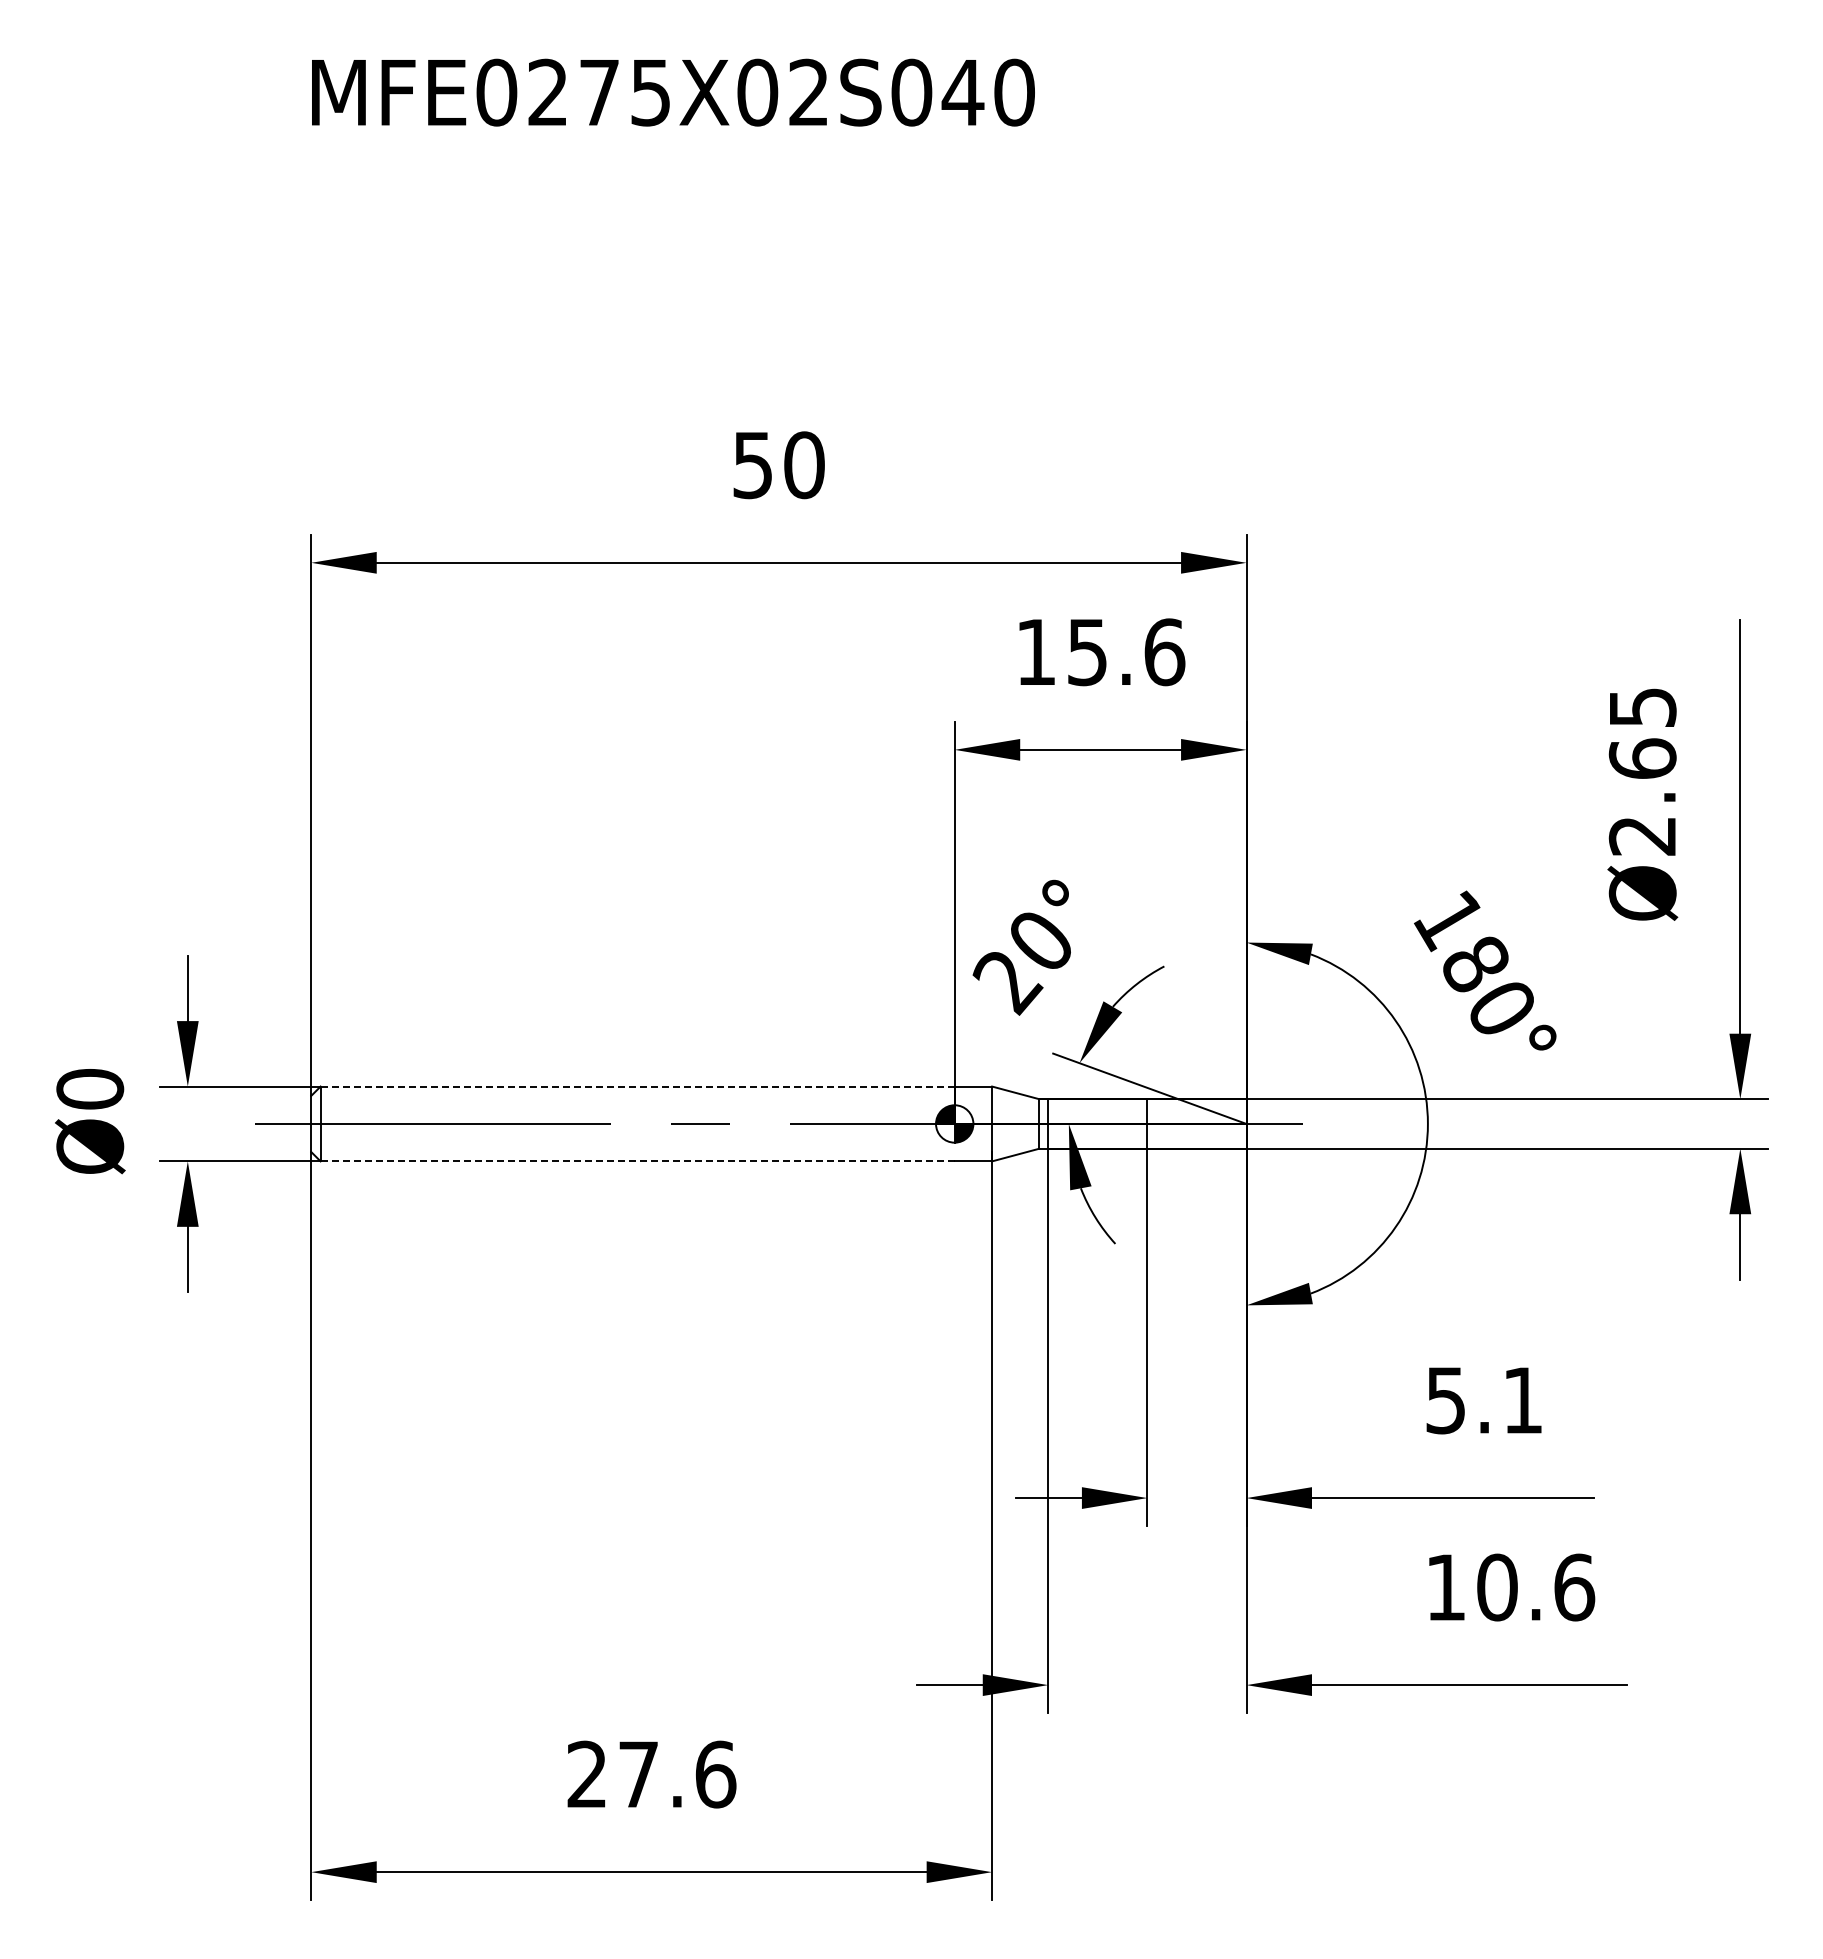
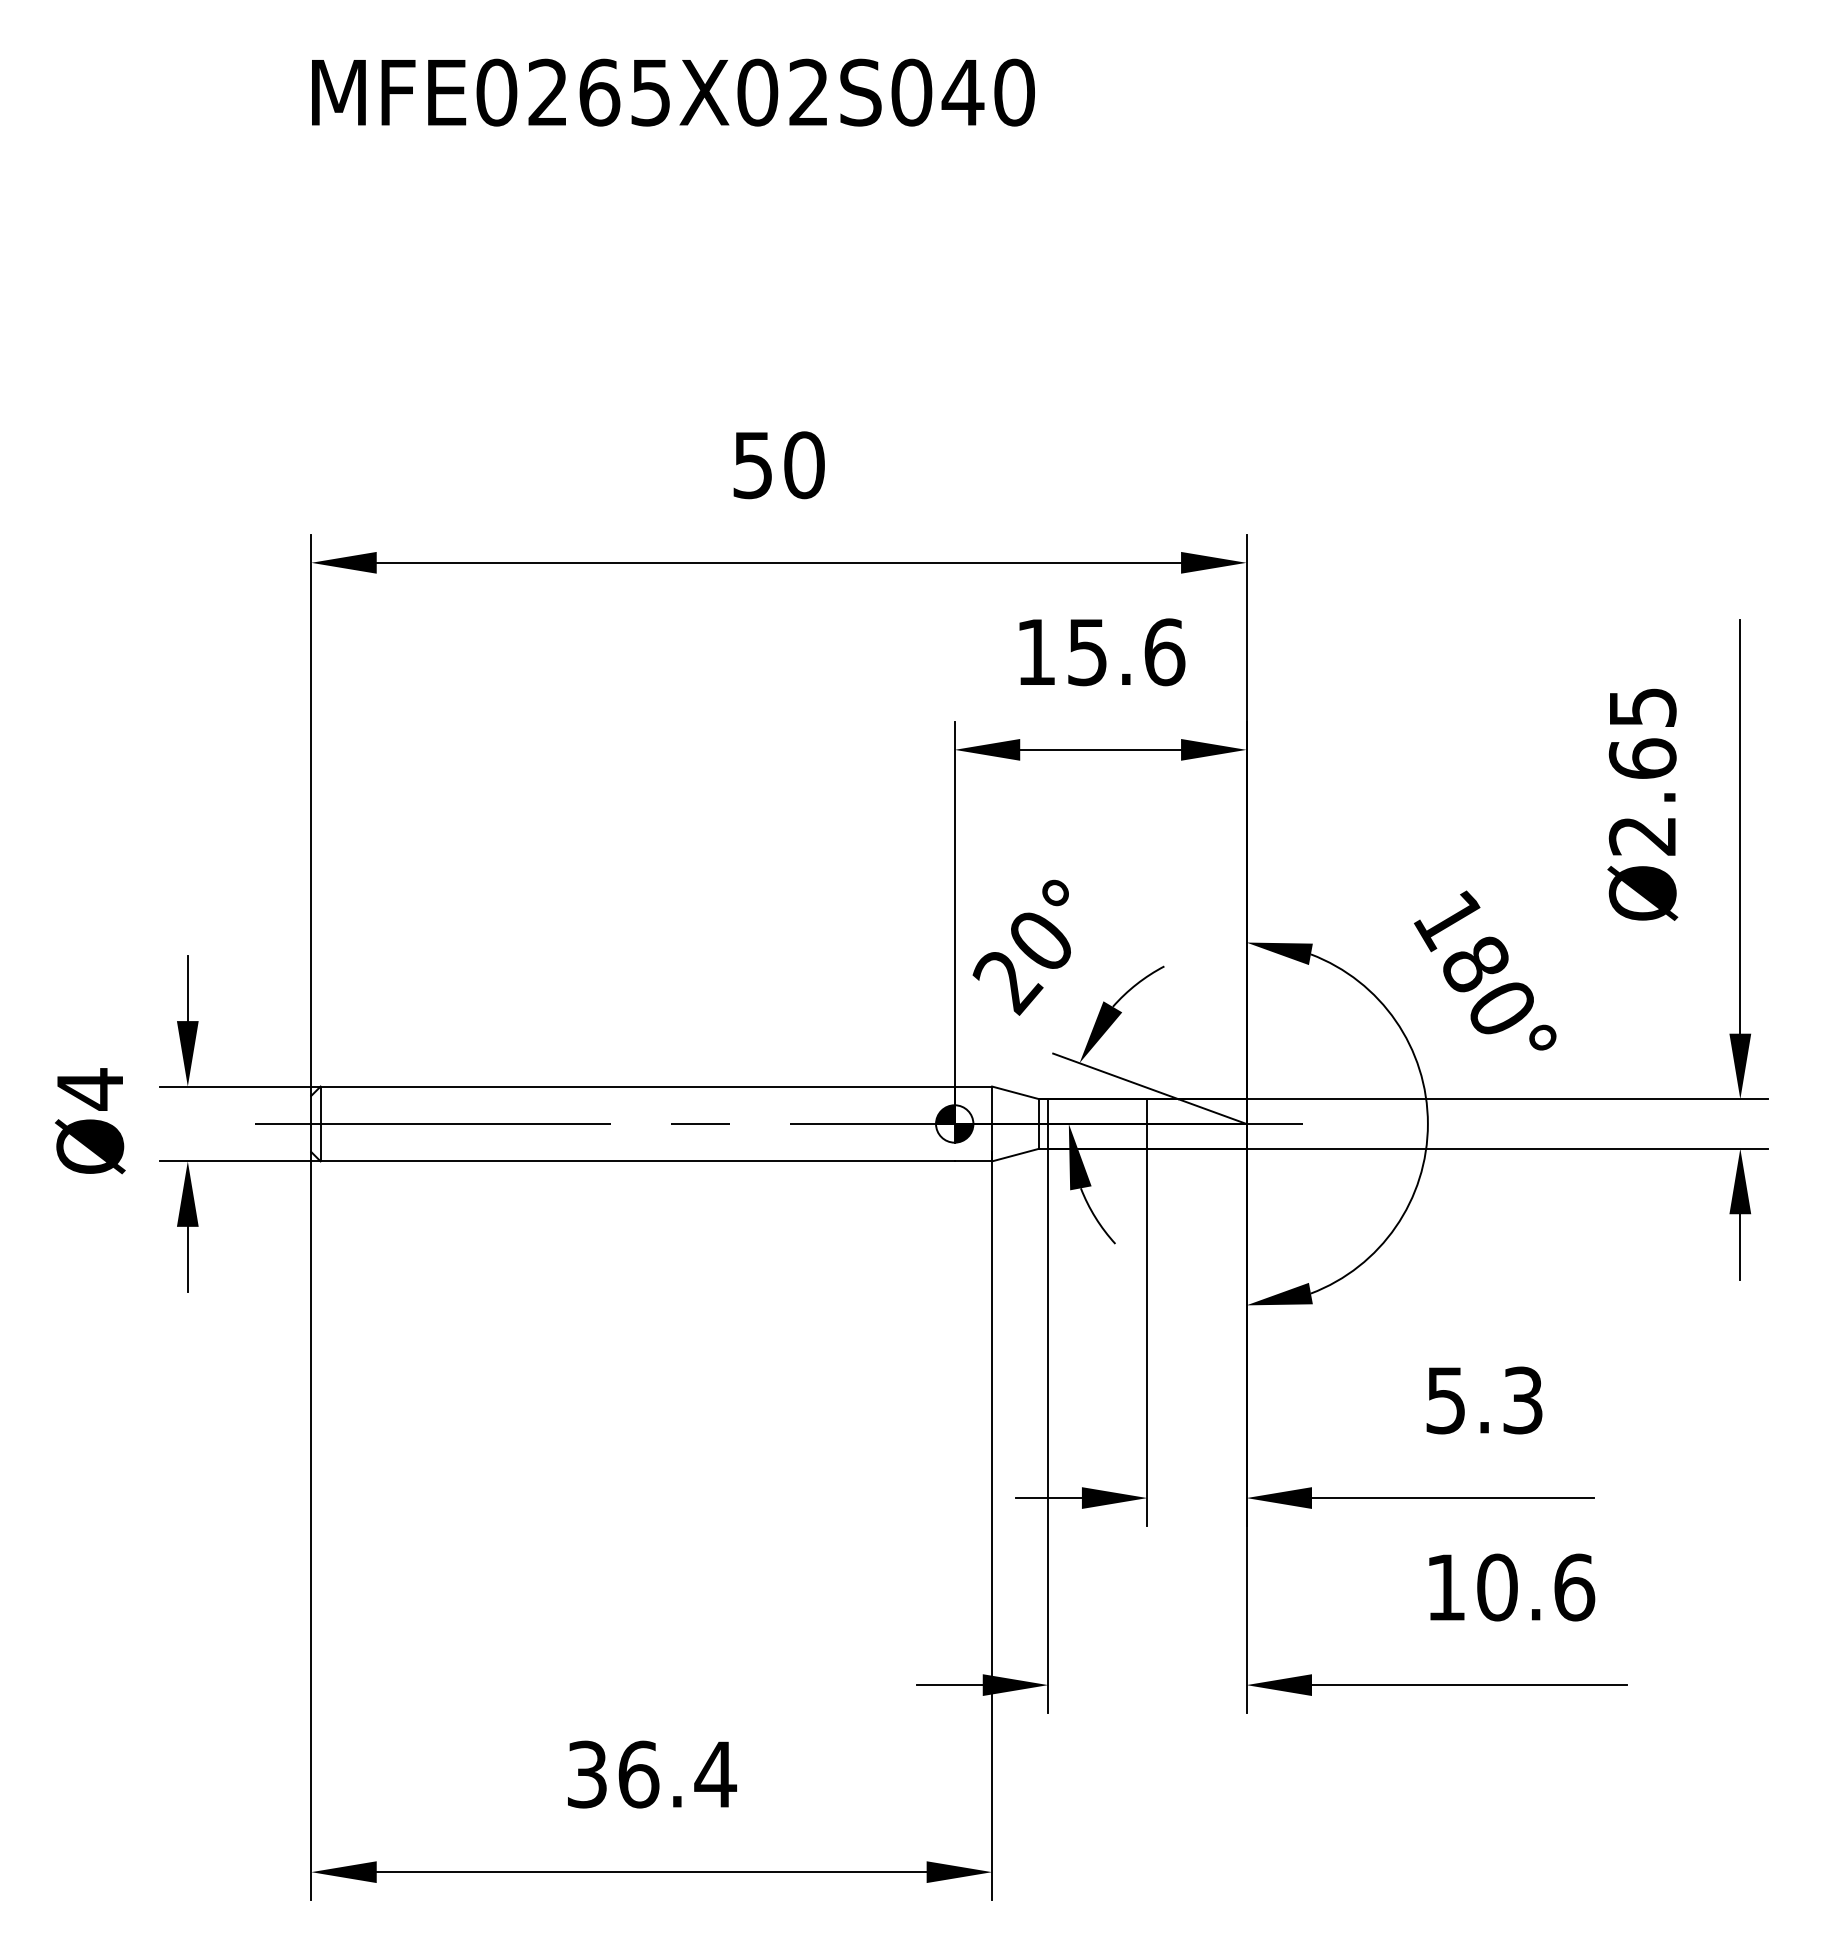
text: MFE0275X02S040 -> MFE0265X02S040 (599, 92)
line: dashed -> solid (637, 1086)
text: Ø0 -> Ø4 (90, 1089)
line: dashed -> solid (638, 1161)
text: 5.1 -> 5.3 (1522, 1400)
text: 27.6 -> 36.4 (652, 1774)
